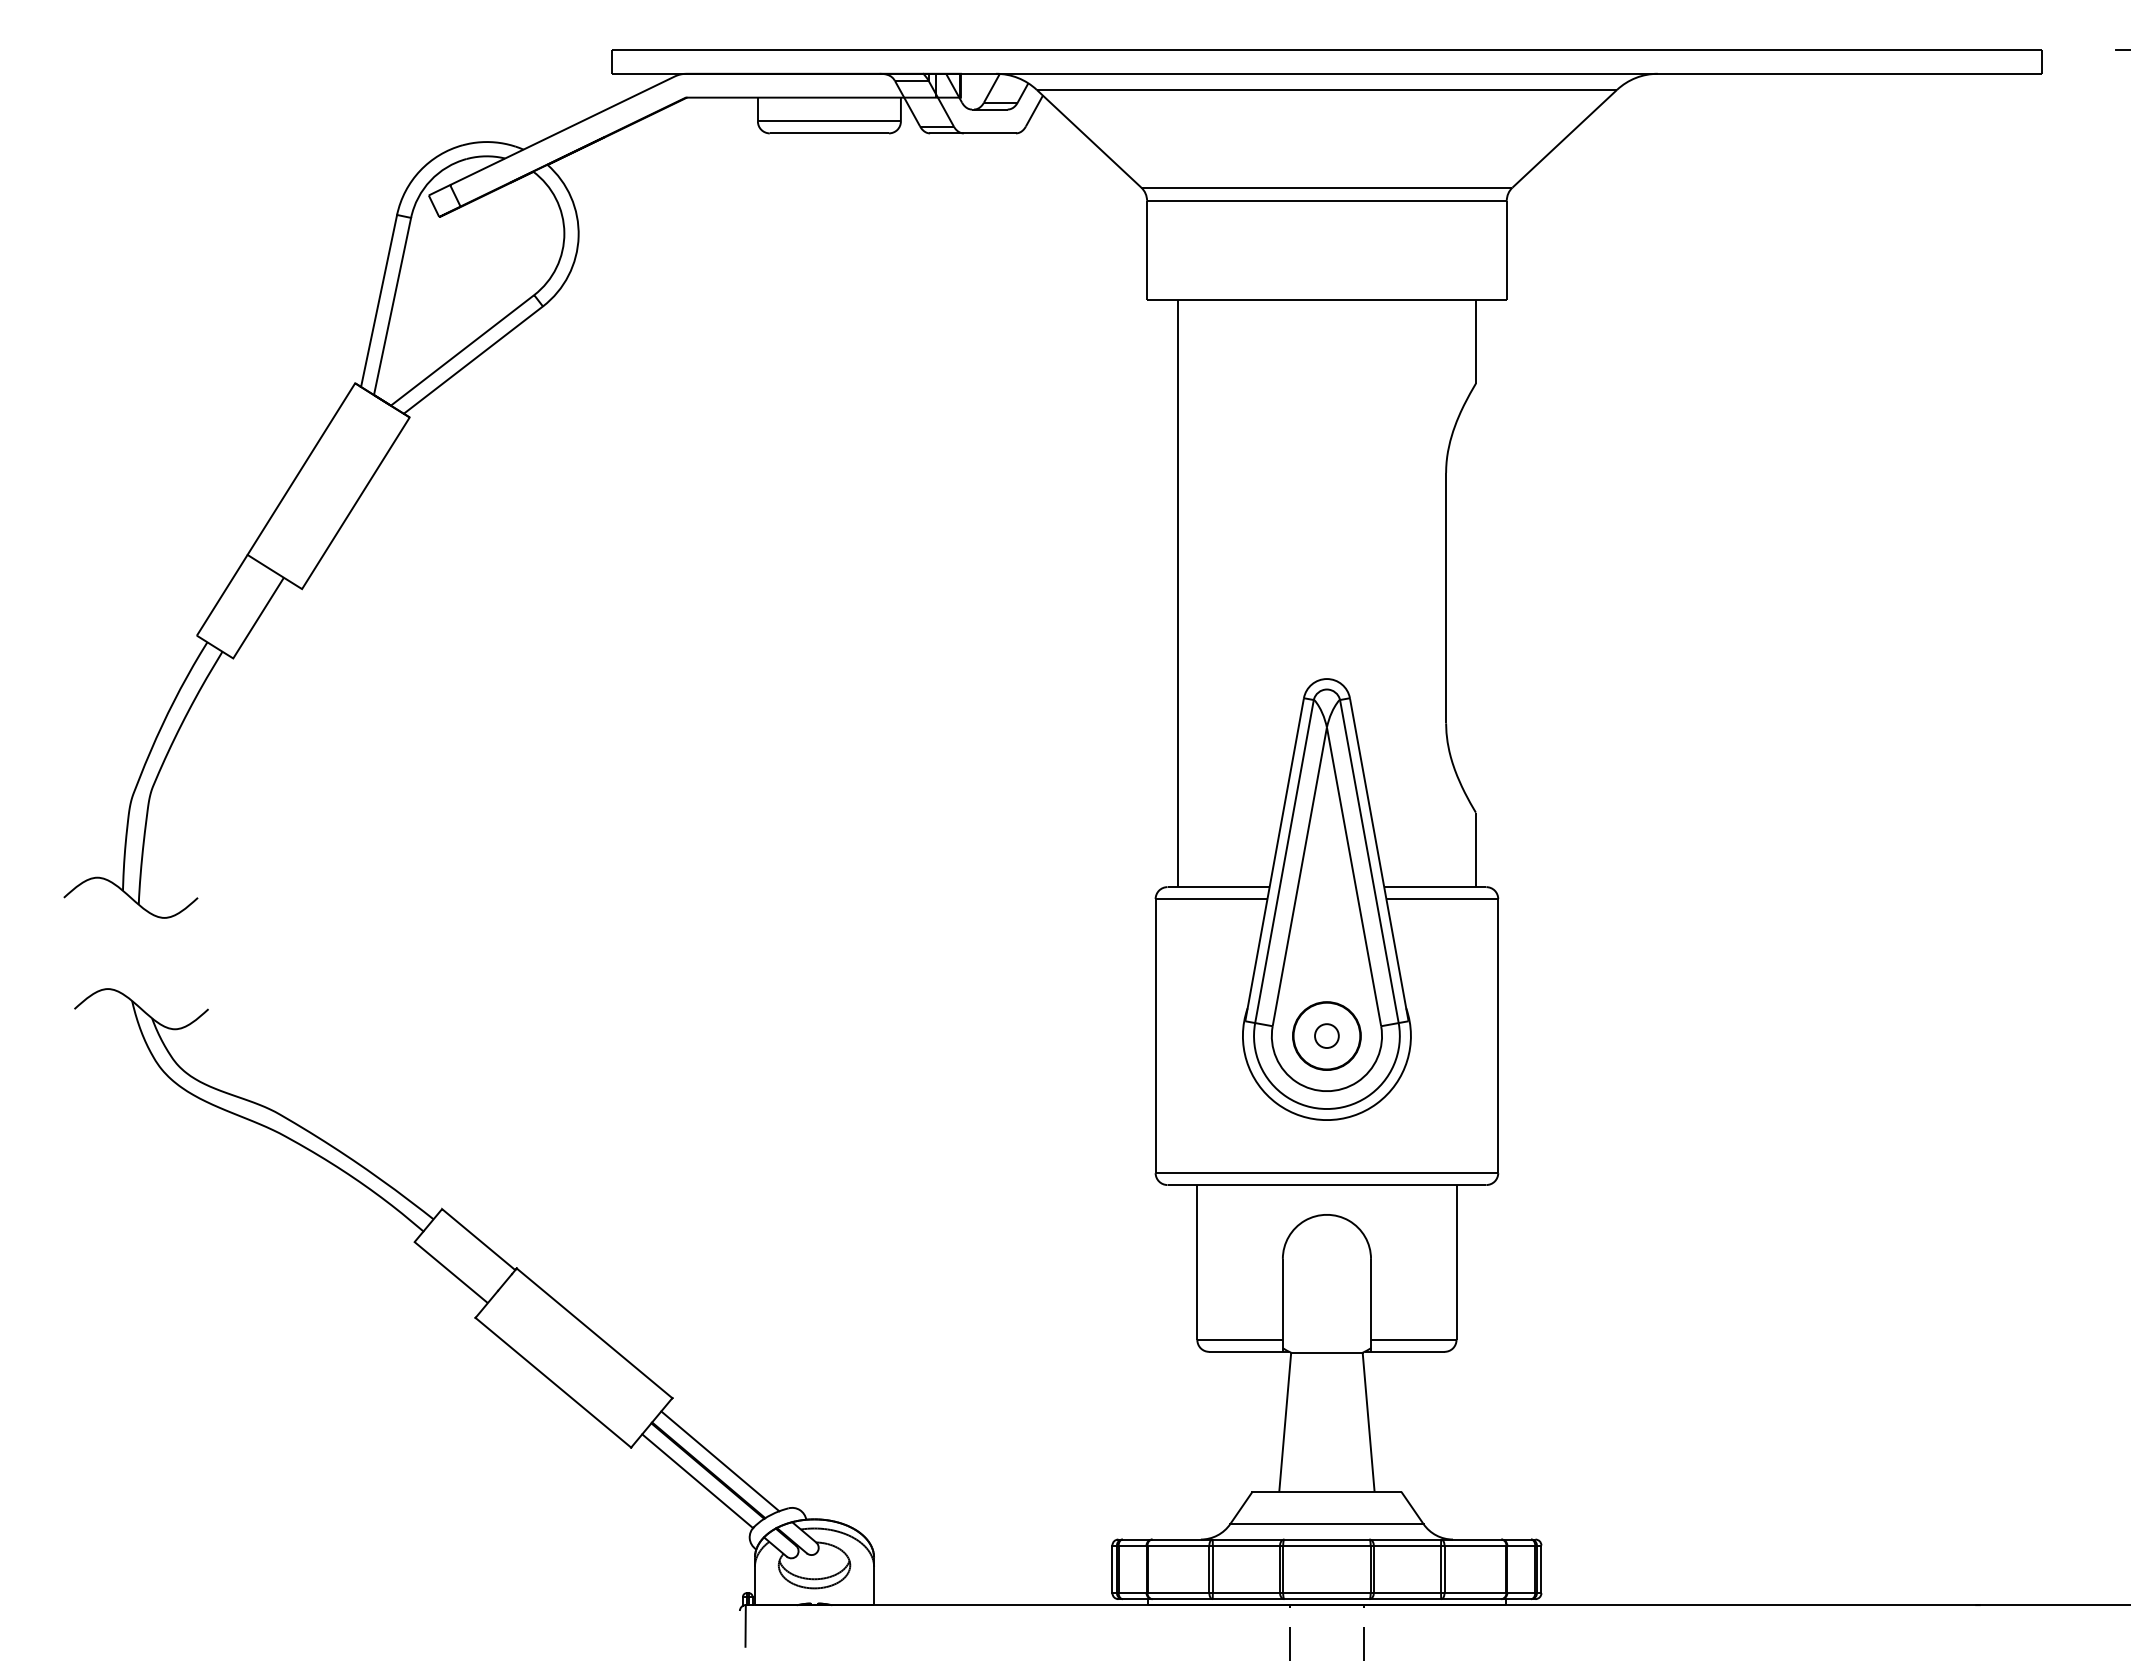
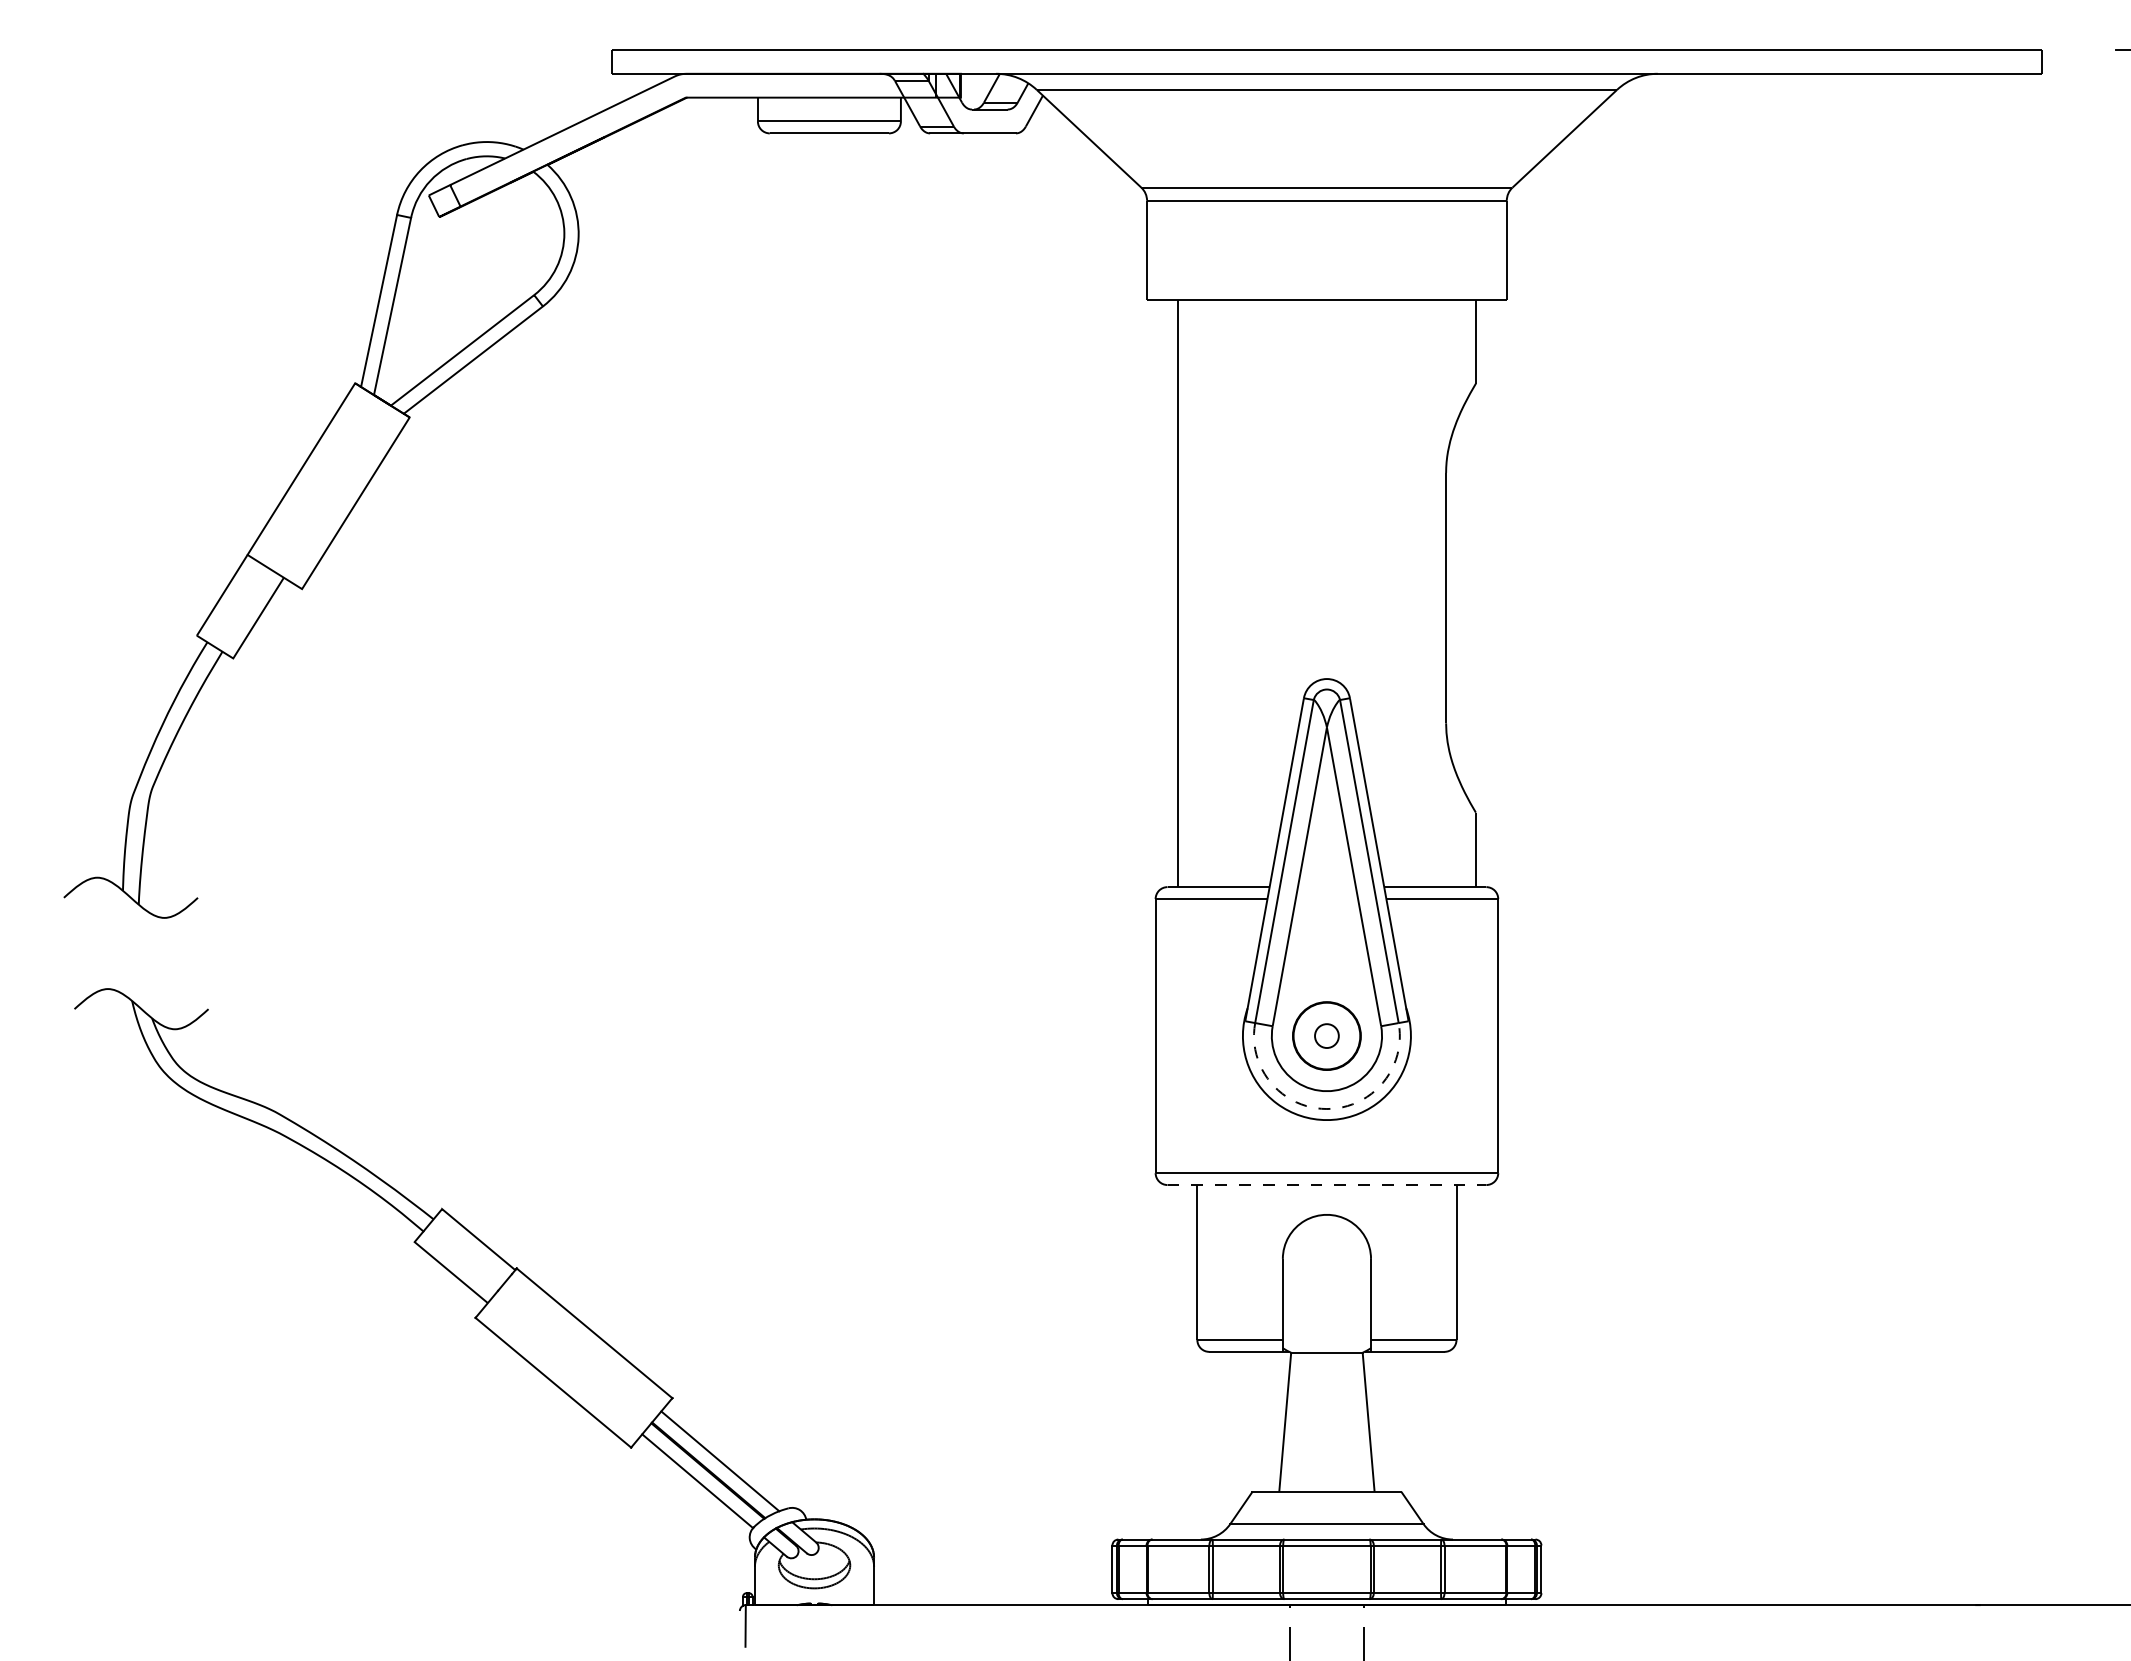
line: solid -> dashed (1326, 1109)
line: solid -> dashed (1327, 1185)
